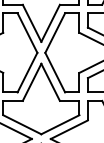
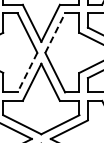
line: solid -> dashed (55, 32)
line: solid -> dashed (27, 73)
